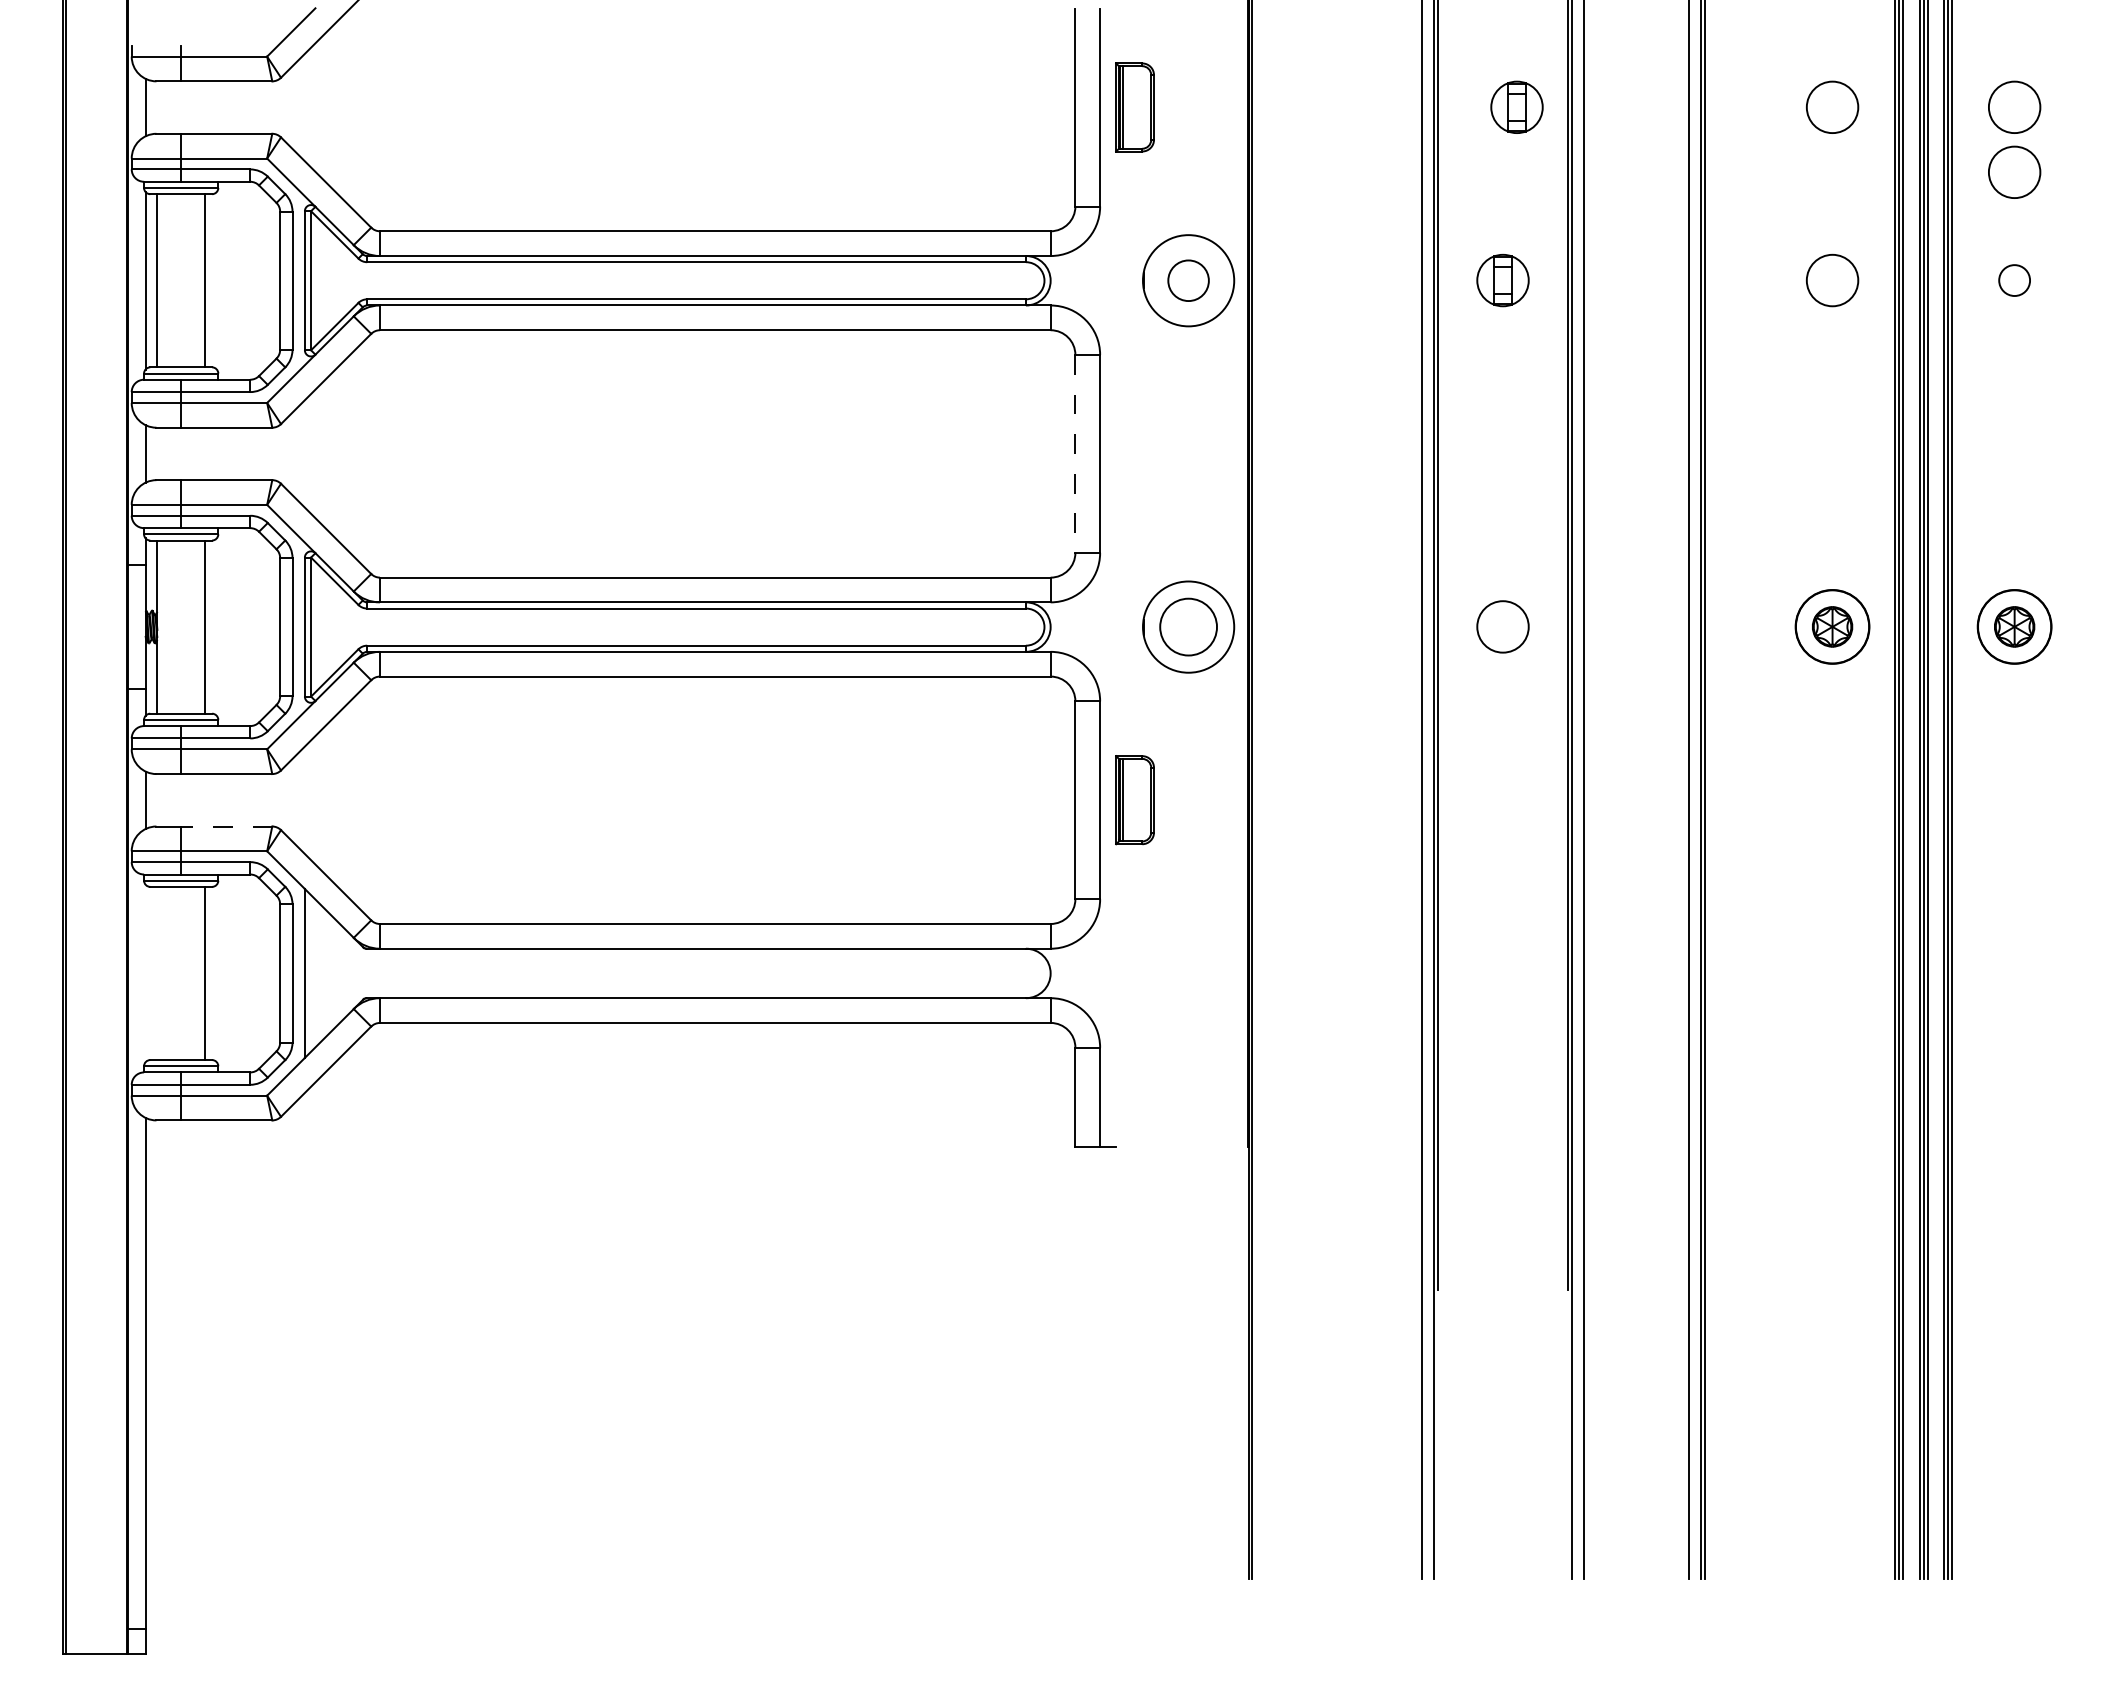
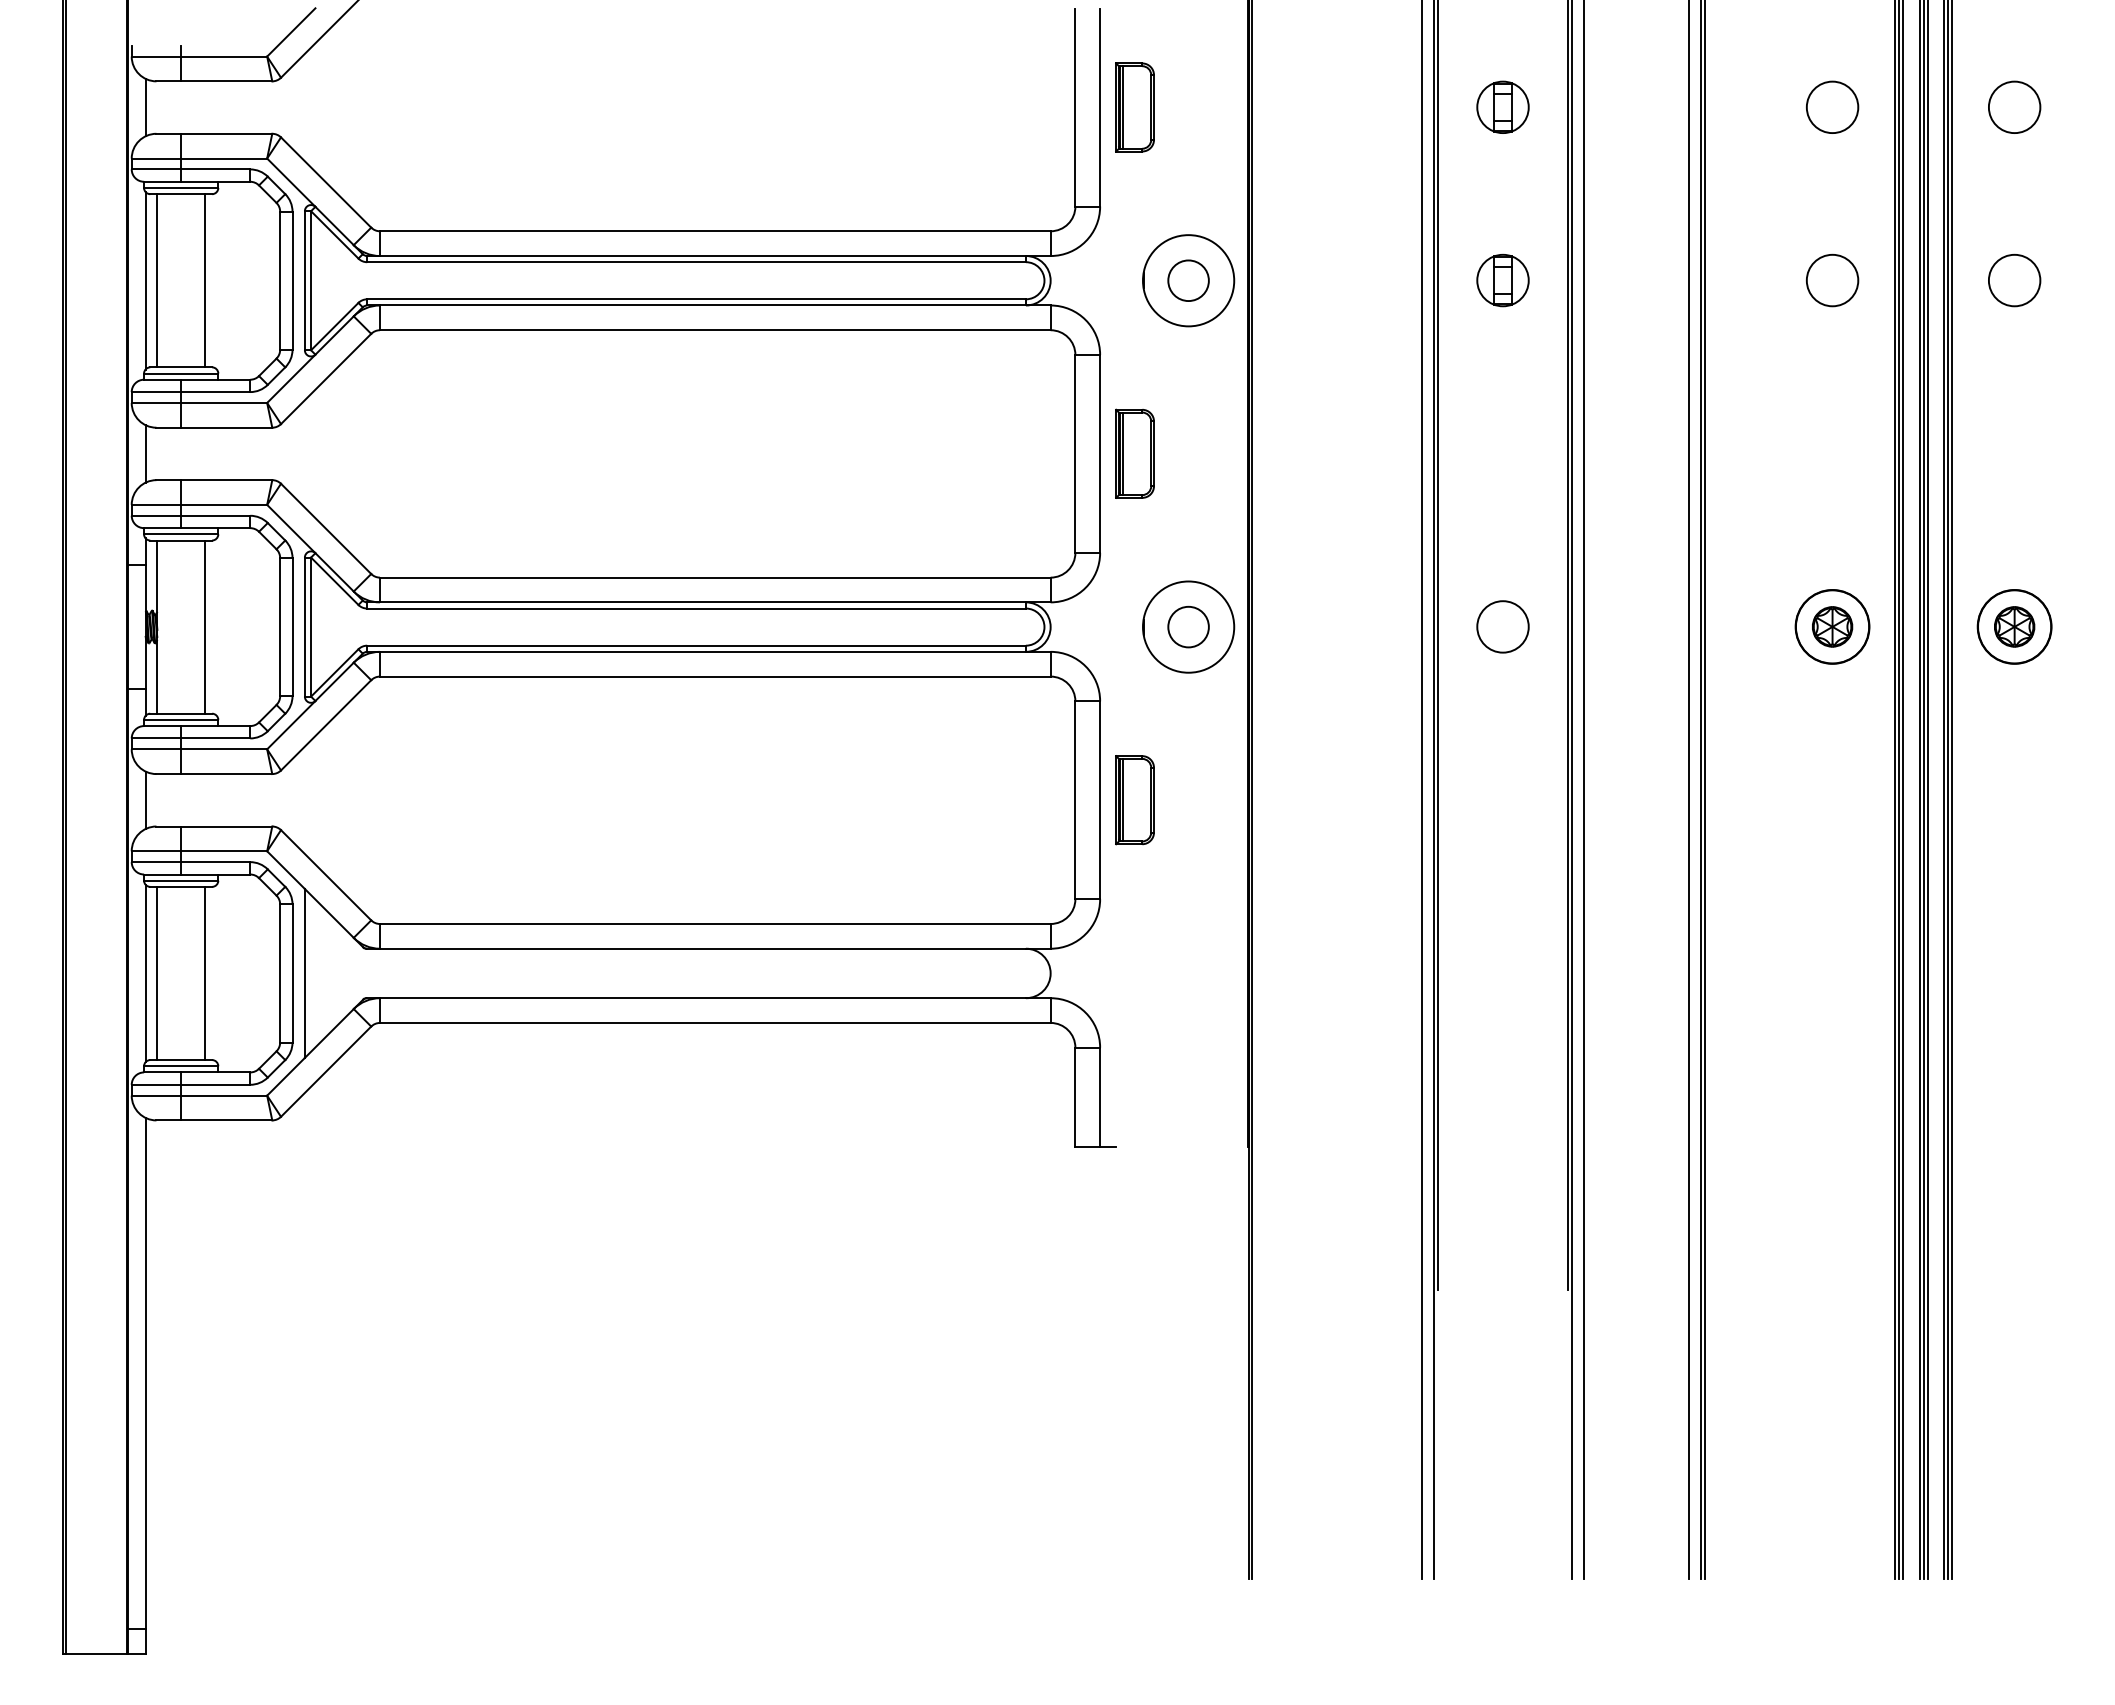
part position: (1516, 106) -> (1502, 106) (1502, 106)
circle: present -> none (2014, 171)
circle diameter: 31 px -> 51 px (2014, 280)
line: dashed -> solid (1075, 453)
part: none -> present (1134, 453)
circle diameter: 57 px -> 41 px (1188, 626)
line: dashed -> solid (226, 826)
line: none -> present (145, 973)
line: none -> present (157, 973)
